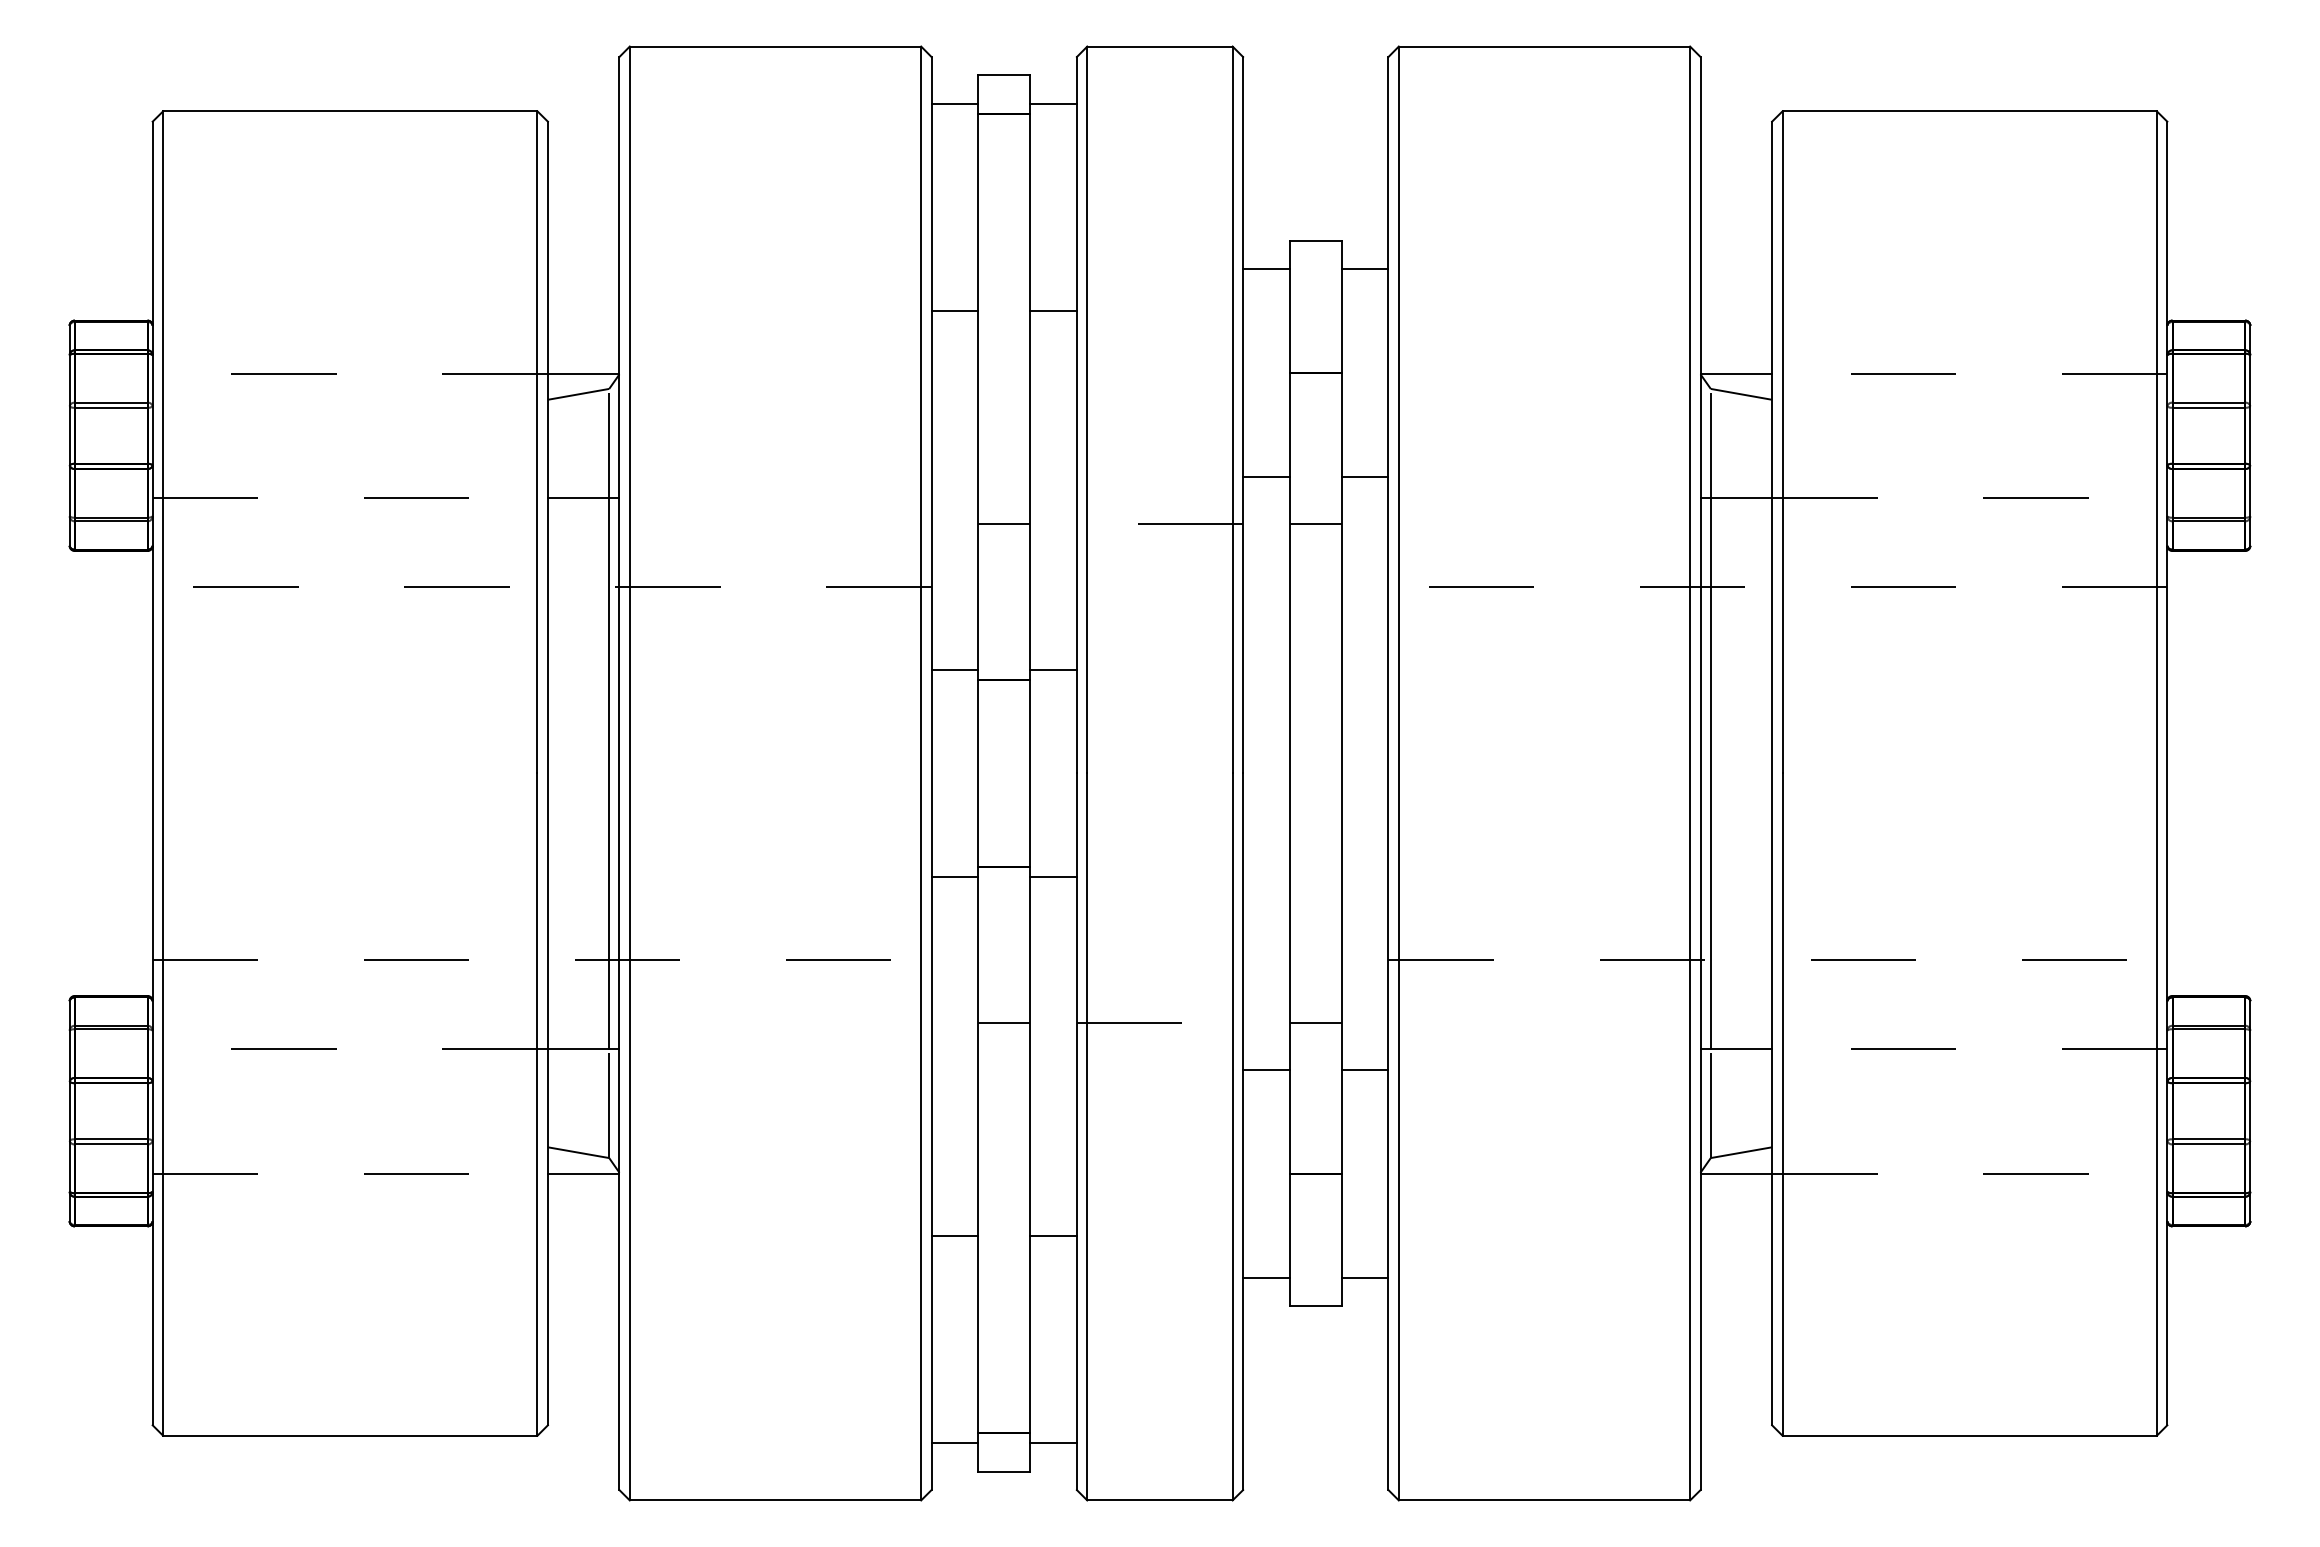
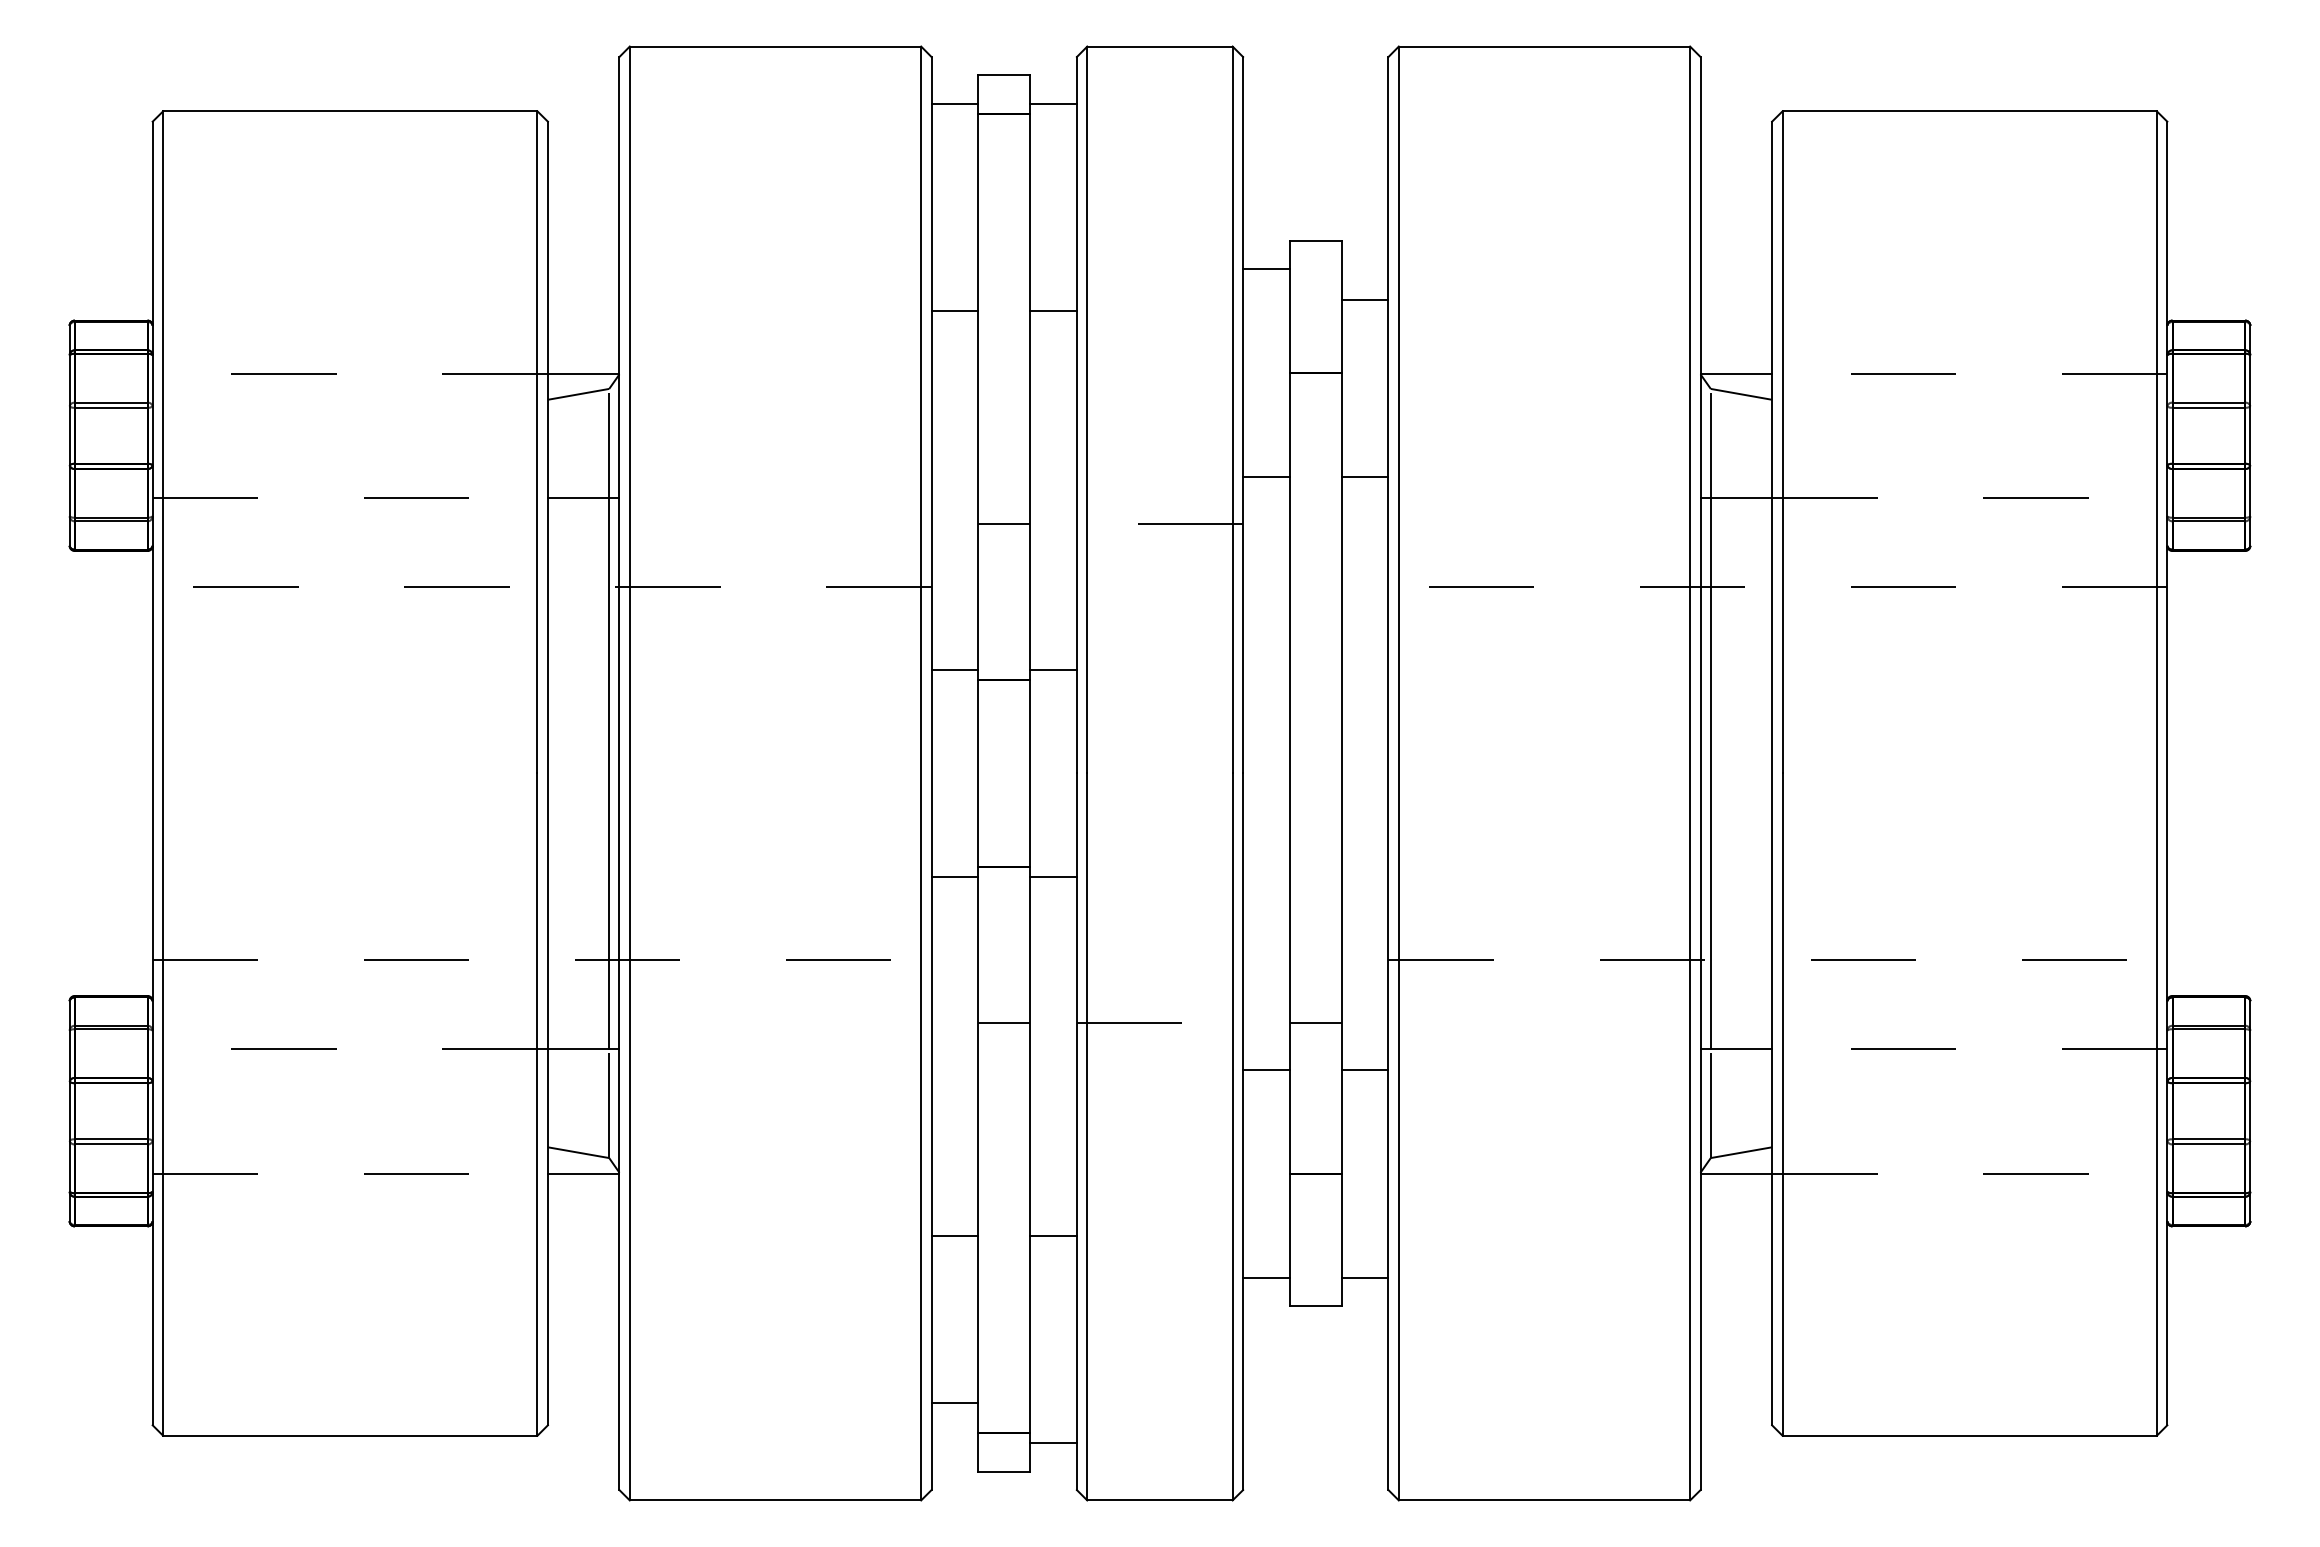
line position: (1364, 269) -> (1364, 300) (1364, 300)
line: present -> none (1315, 524)
line position: (954, 1443) -> (954, 1403) (954, 1403)
